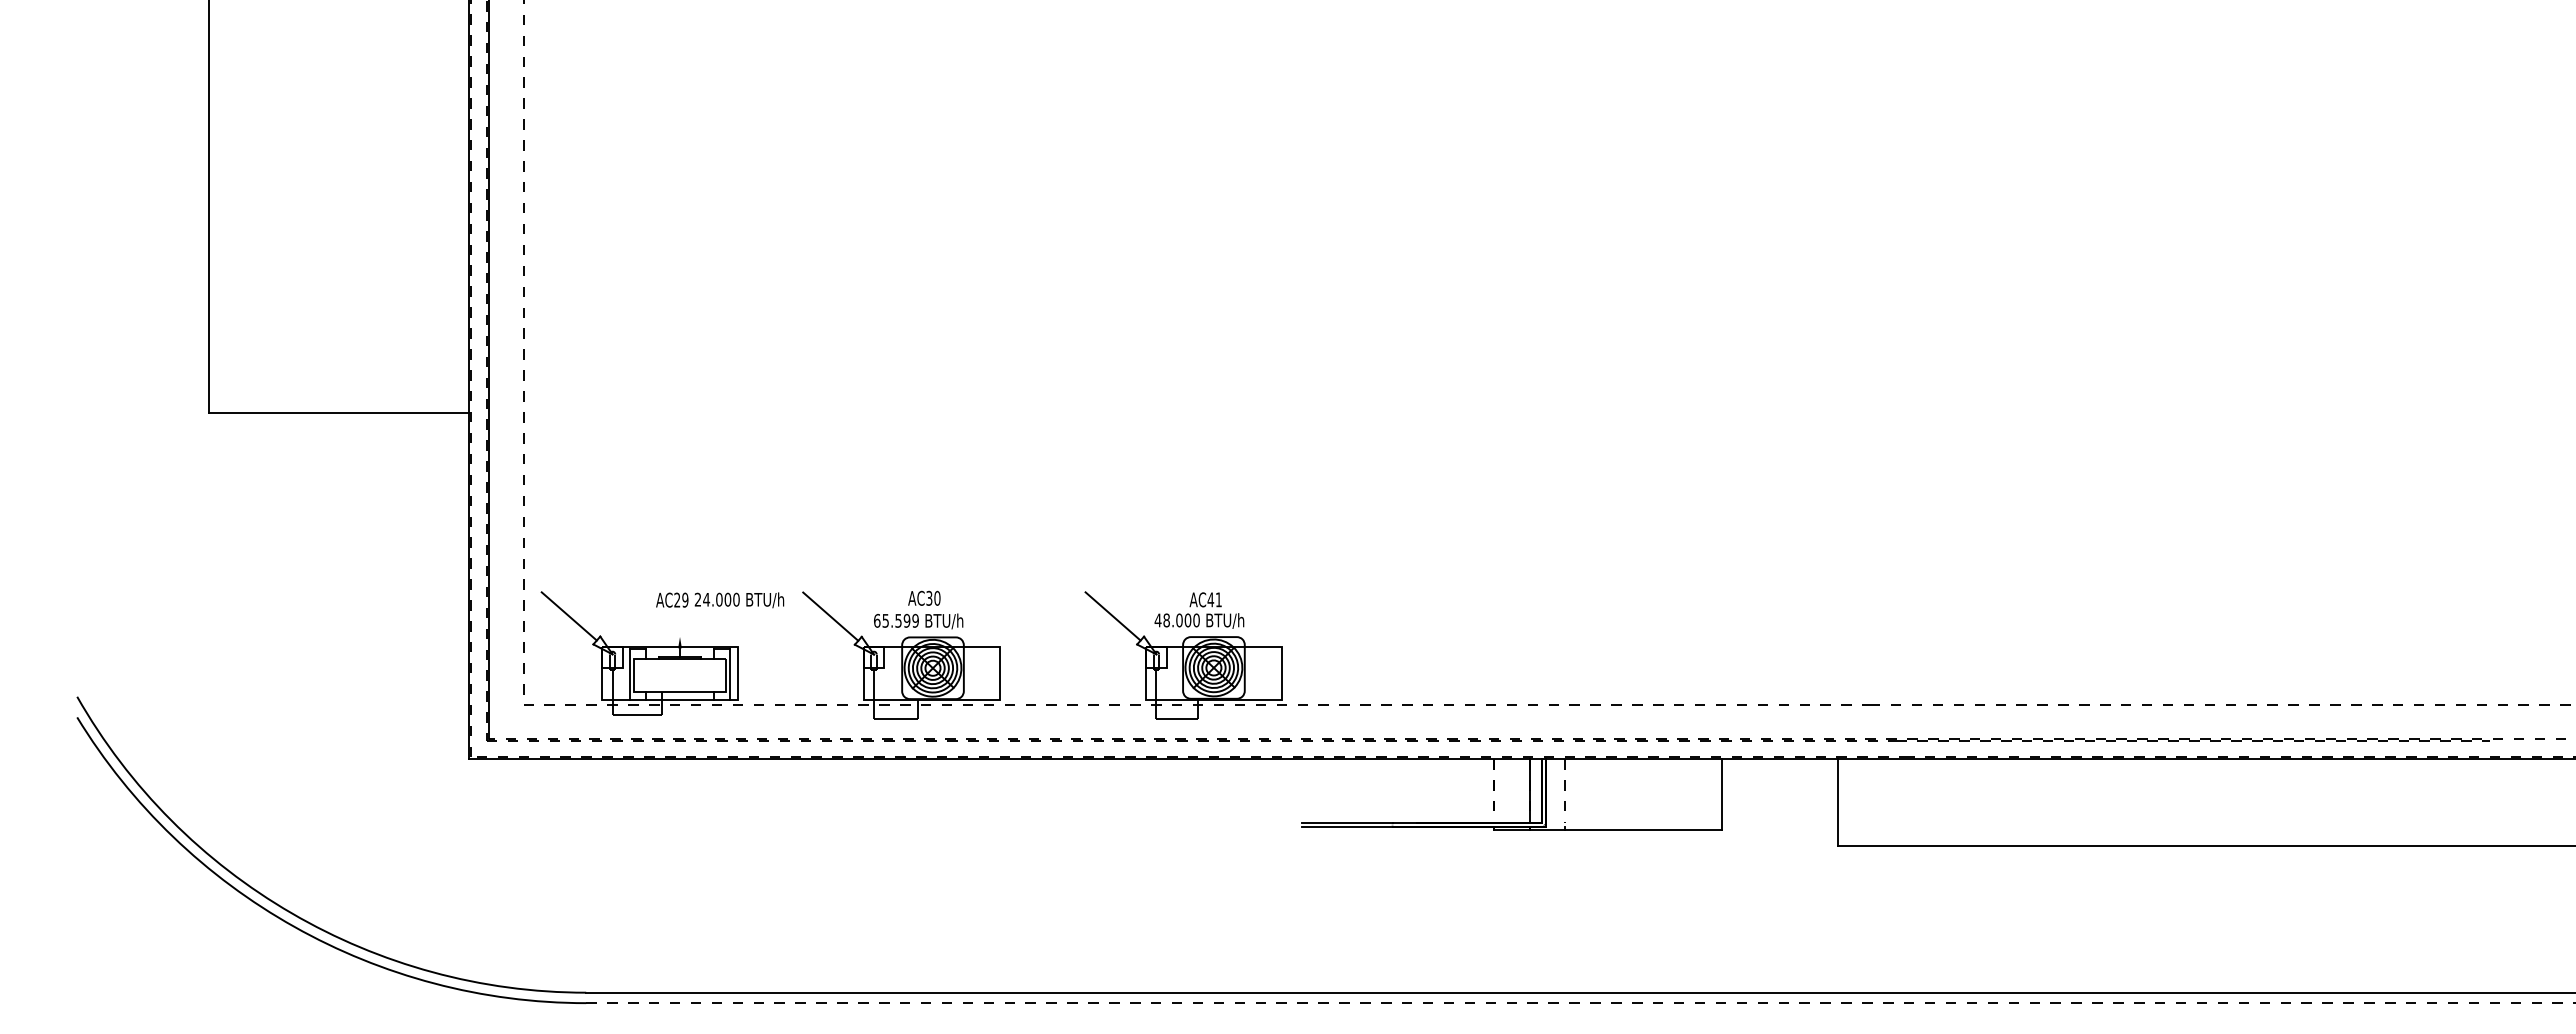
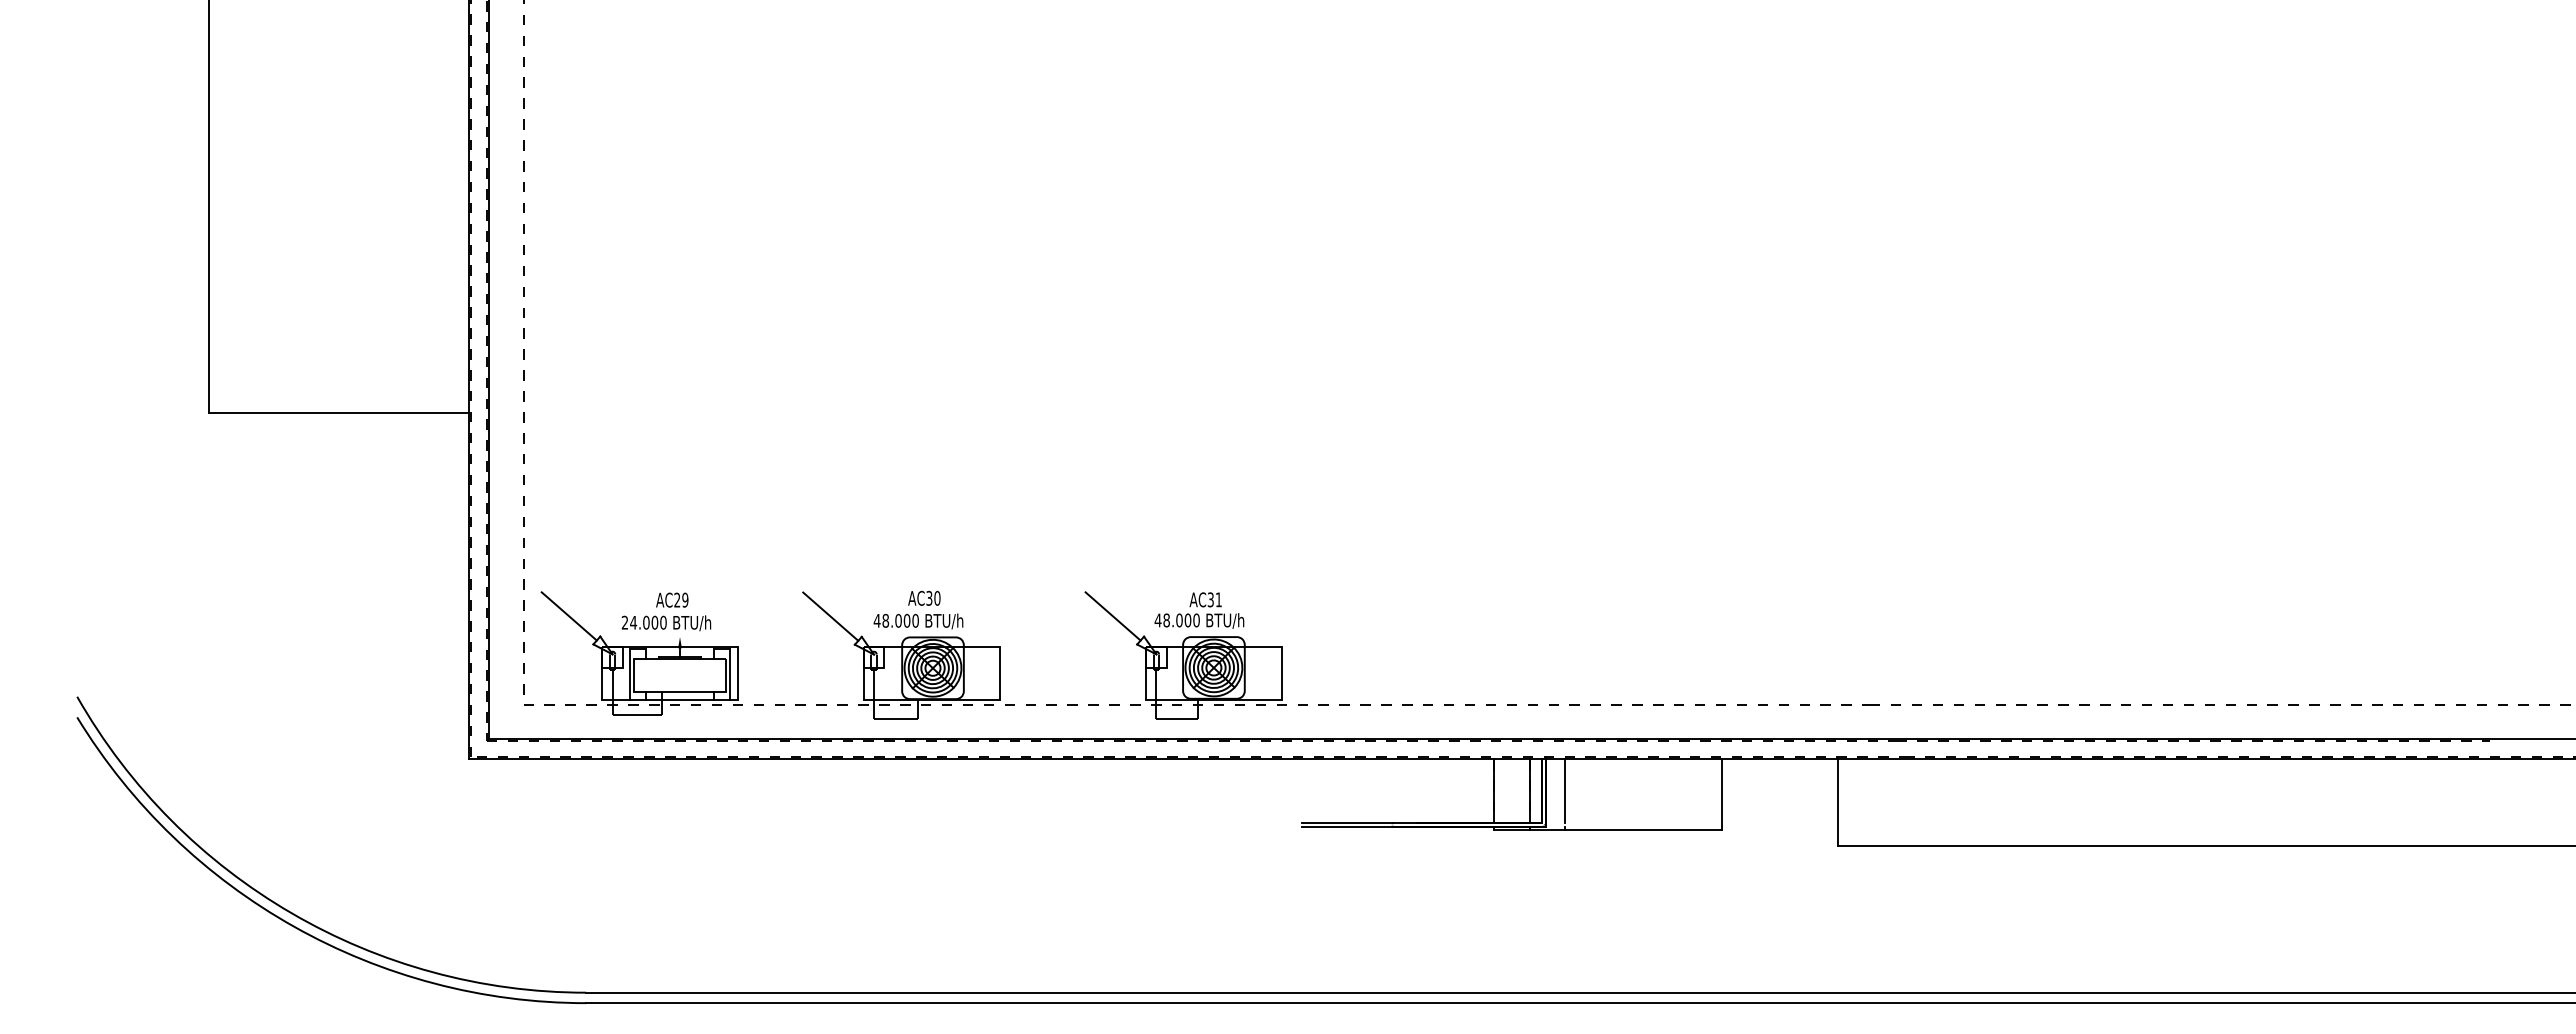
text: AC41 -> AC31 (1210, 599)
text position: (739, 600) -> (666, 623) (666, 623)
text: 65.599 -> 48.000 (895, 620)
line: dashed -> solid (1532, 739)
line: dashed -> solid (1494, 791)
line: dashed -> solid (1565, 791)
line: dashed -> solid (1581, 1003)
